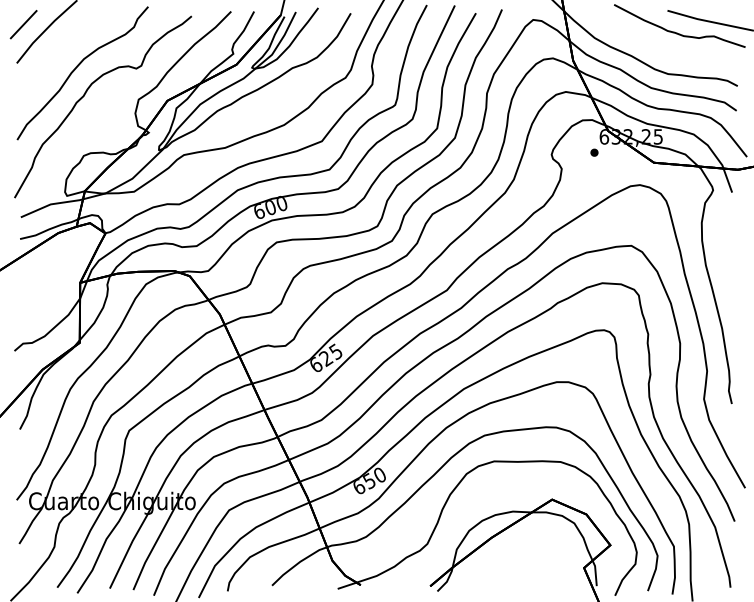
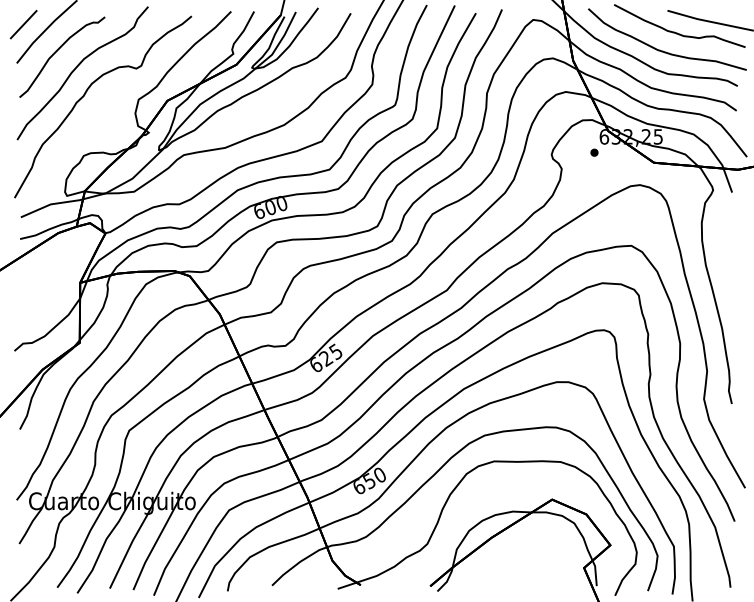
curve: none -> present (663, 50)
curve: none -> present (57, 51)
